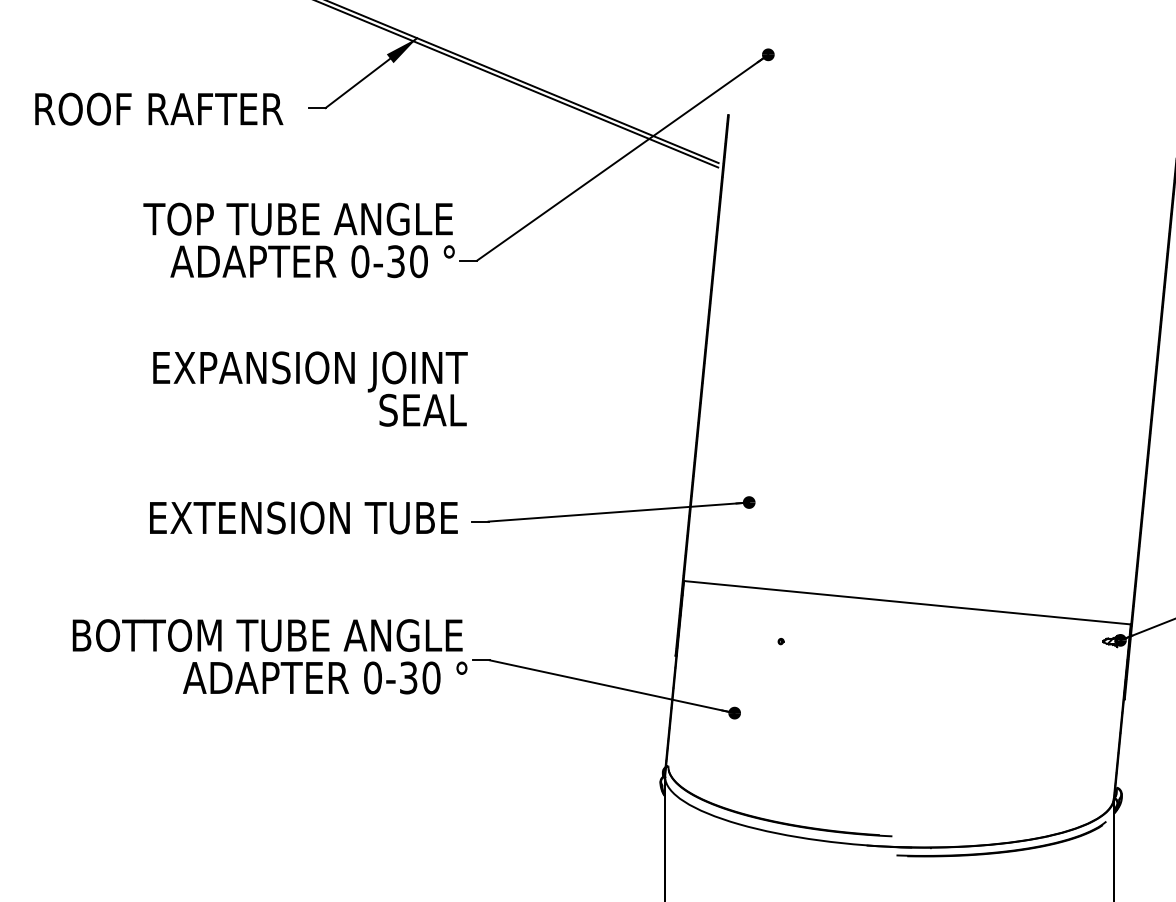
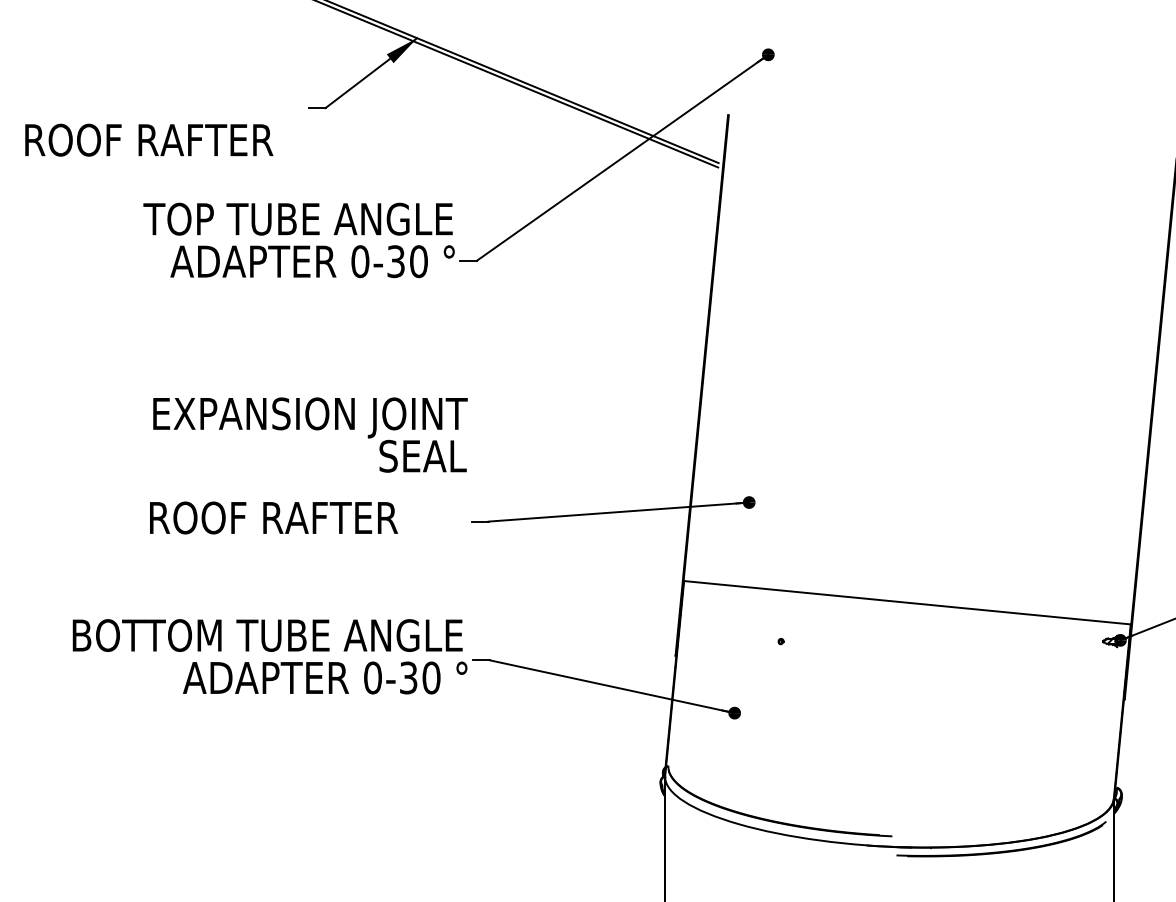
text position: (159, 108) -> (149, 139) (149, 139)
text position: (310, 388) -> (310, 434) (310, 434)
text: EXTENSION TUBE -> ROOF RAFTER (305, 517)
